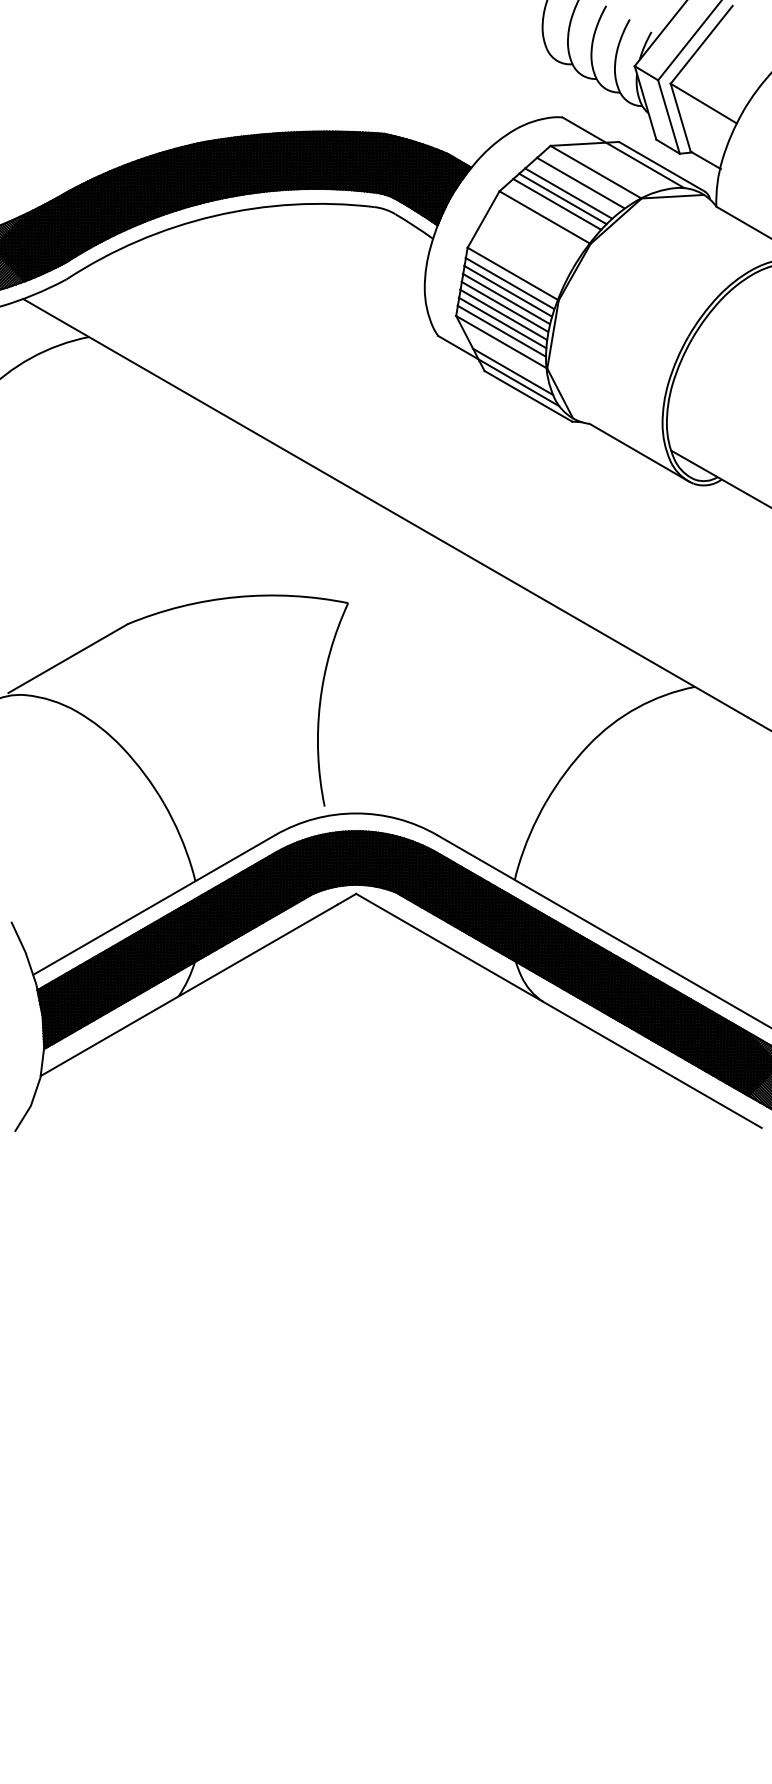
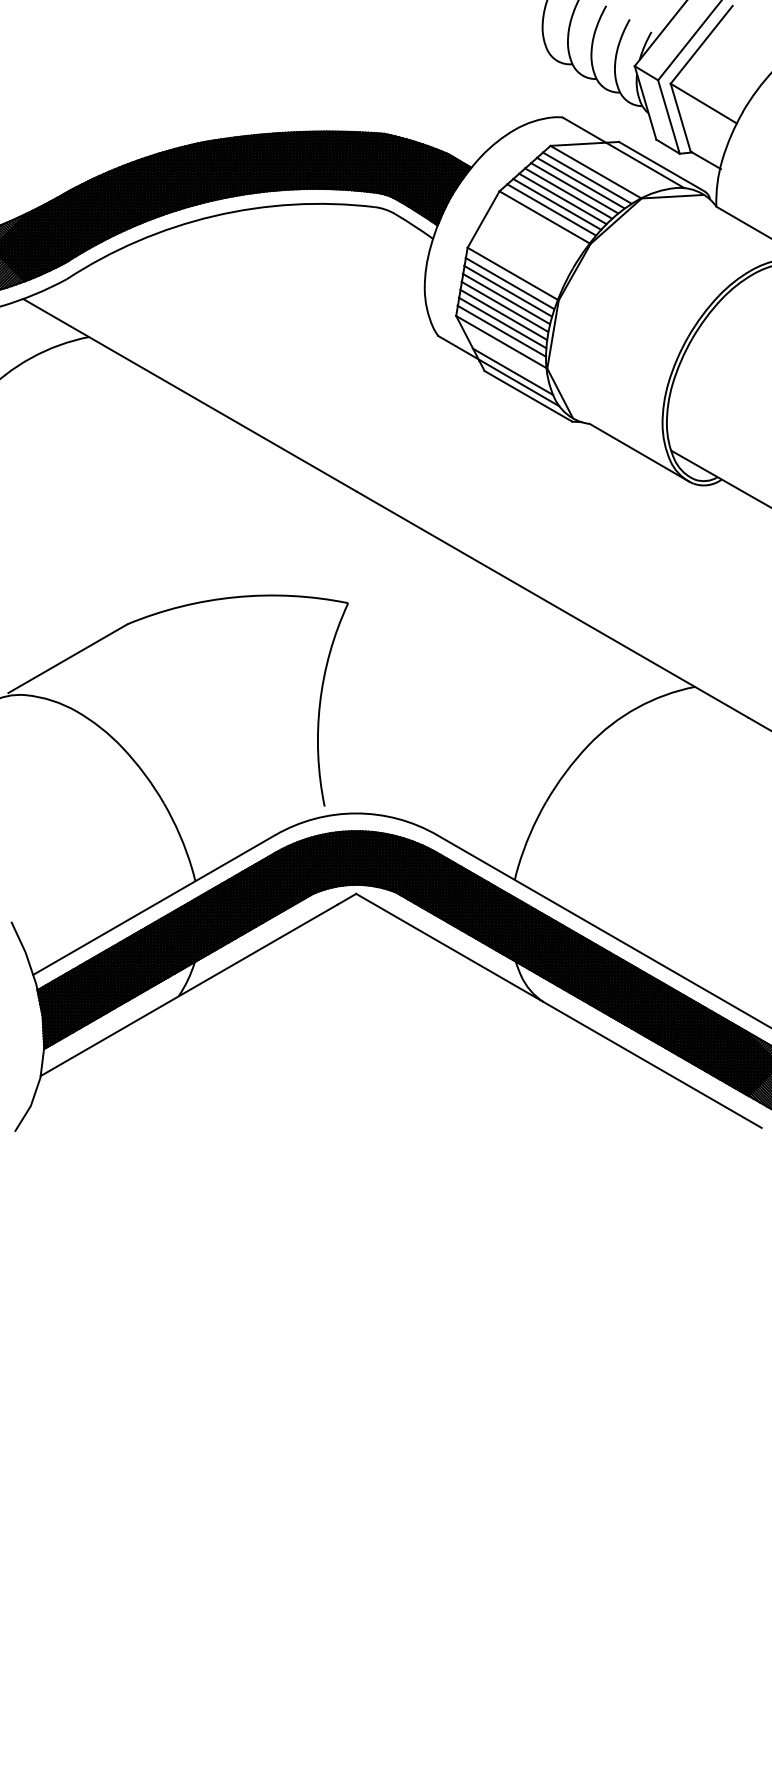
line: none -> present (586, 177)
line: none -> present (574, 188)
line: none -> present (551, 209)
